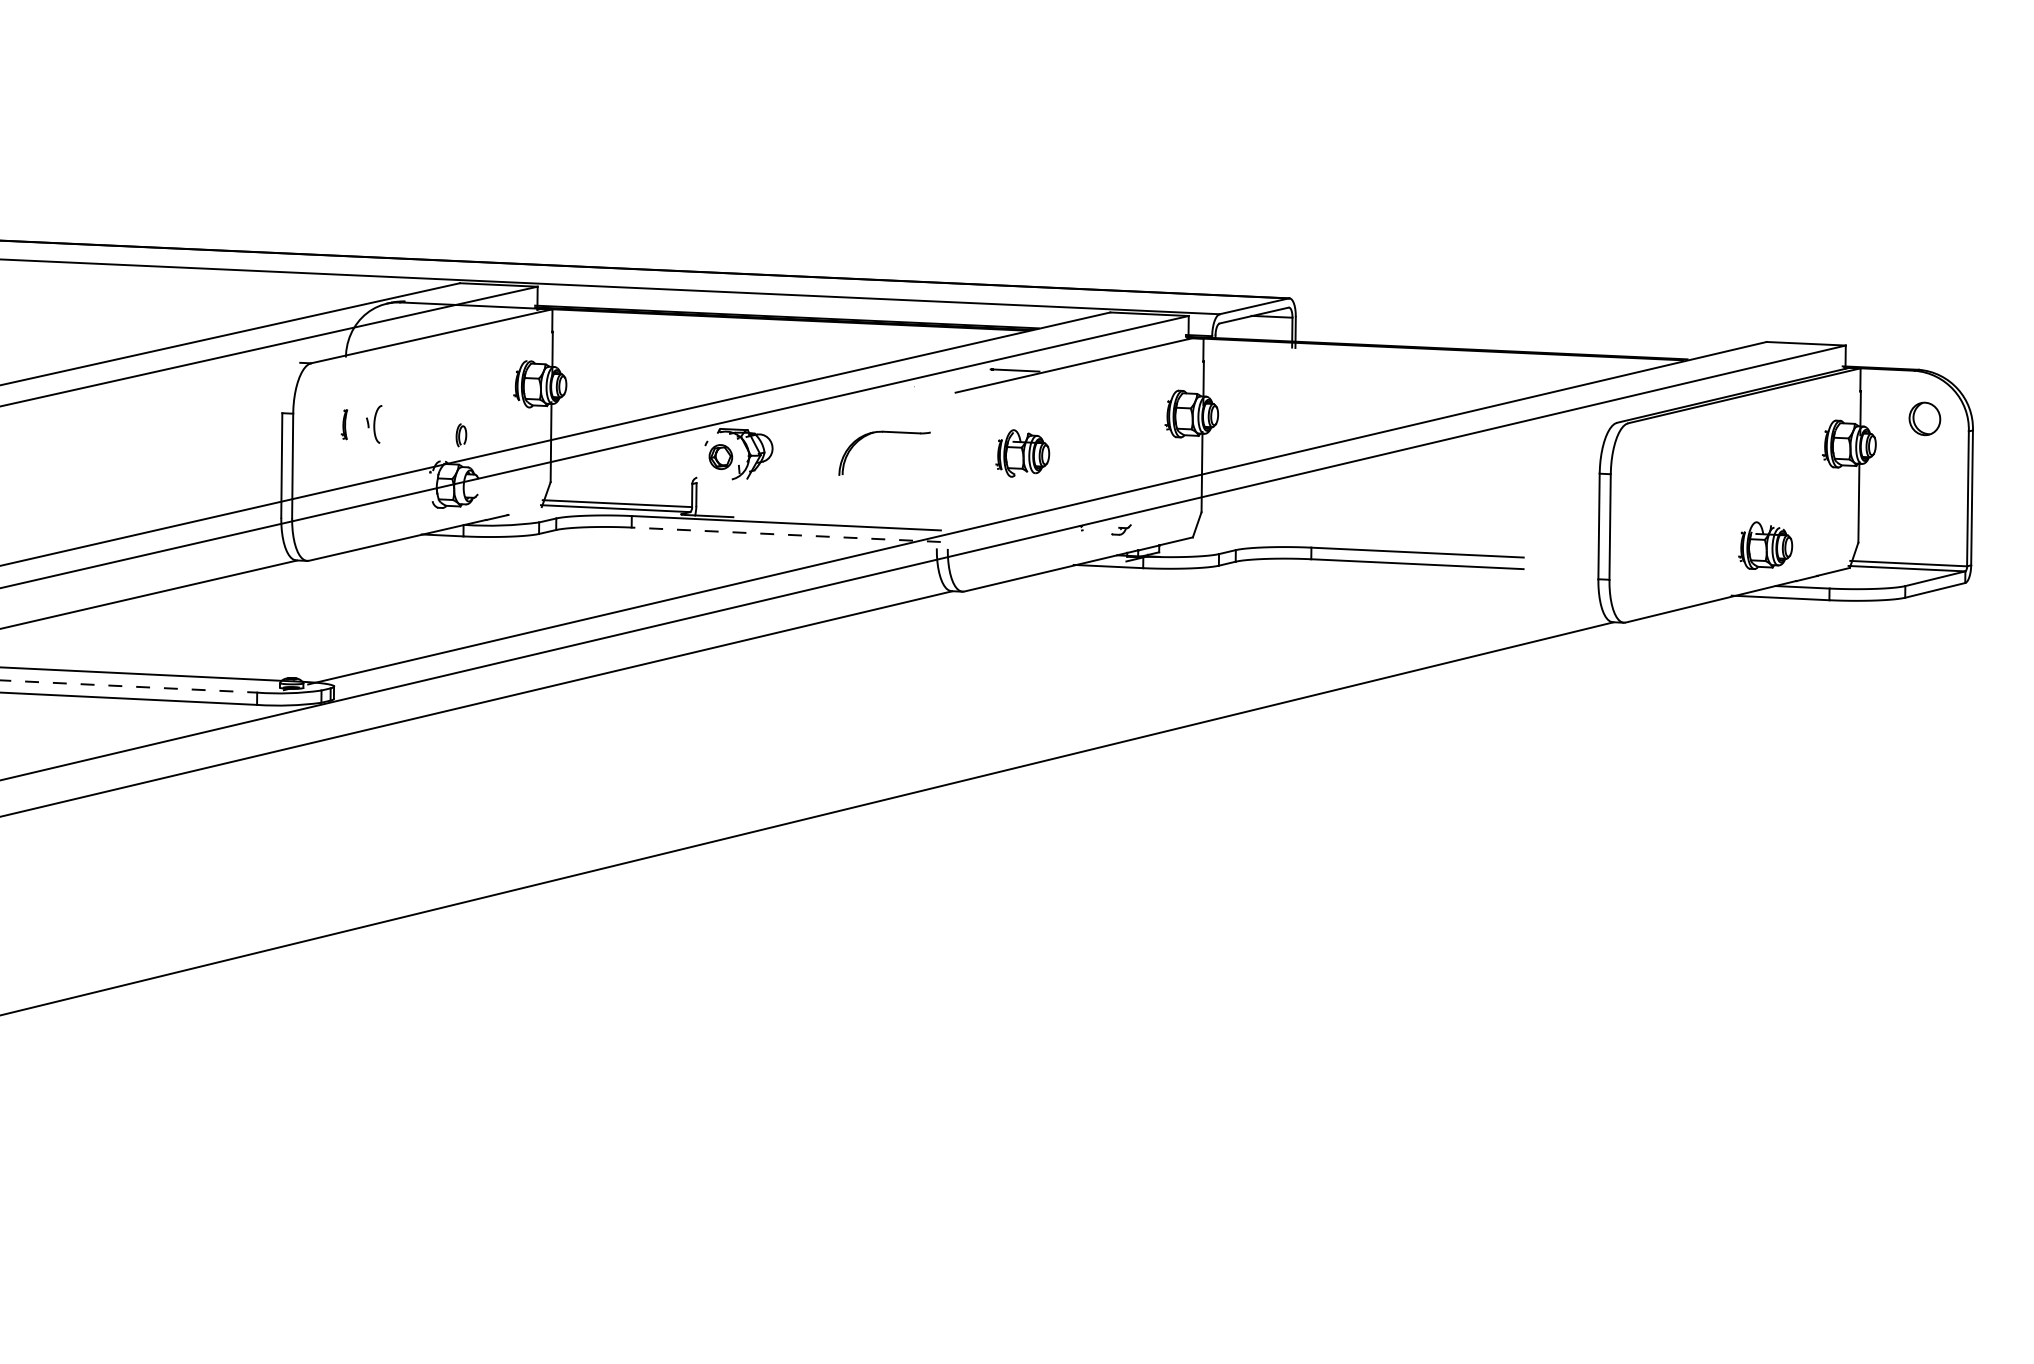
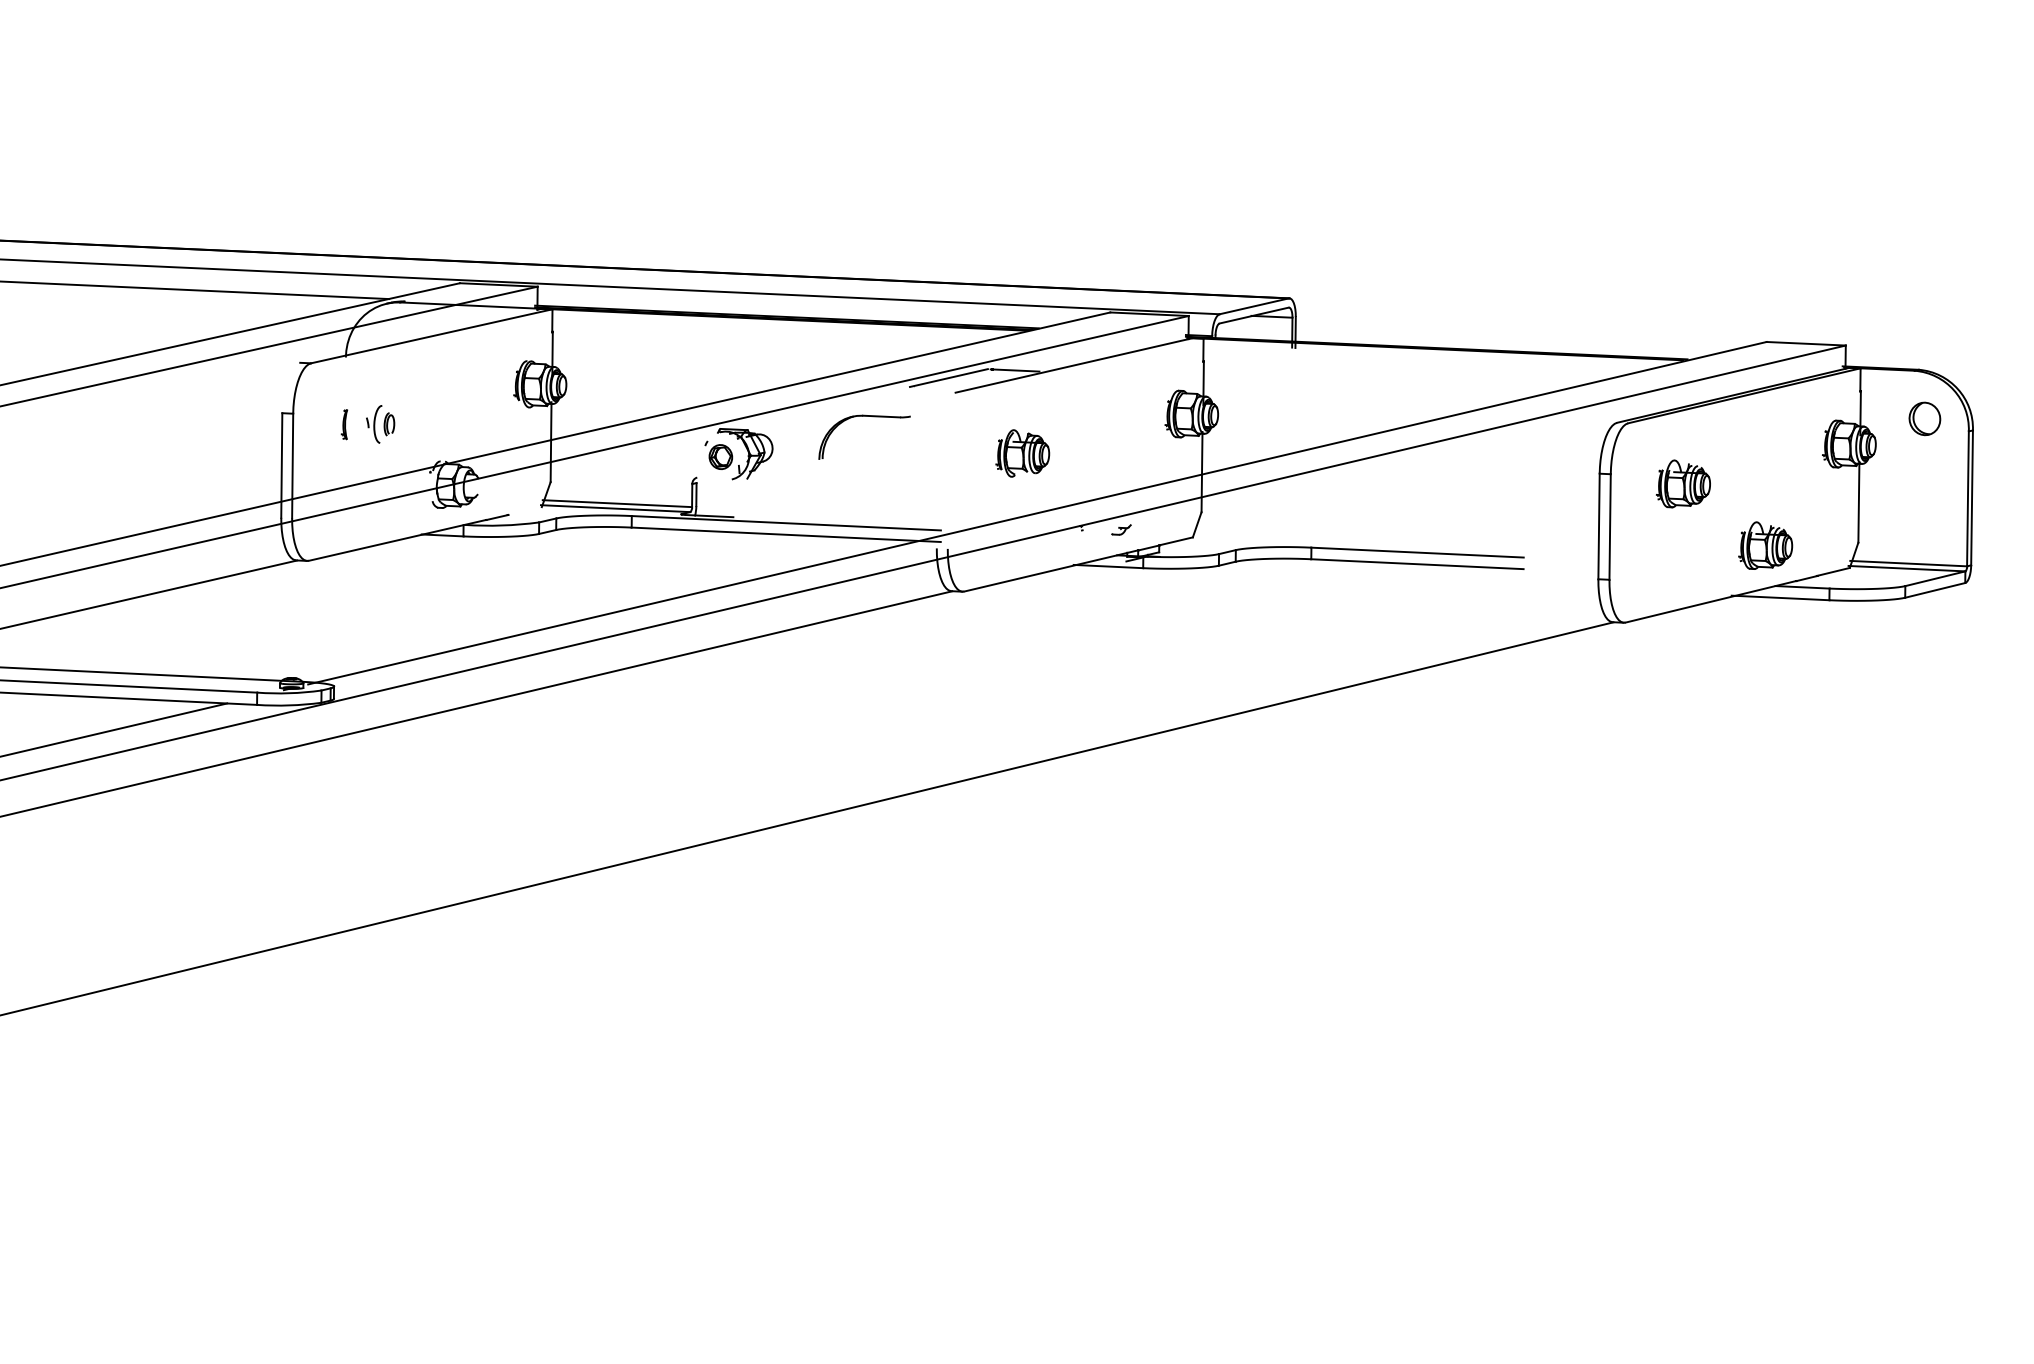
line: none -> present (195, 290)
line: none -> present (948, 377)
part position: (884, 432) -> (864, 416) (864, 416)
part position: (461, 435) -> (389, 424) (389, 424)
part: none -> present (1683, 483)
line: dashed -> solid (786, 534)
line: dashed -> solid (129, 686)
line: none -> present (114, 729)
